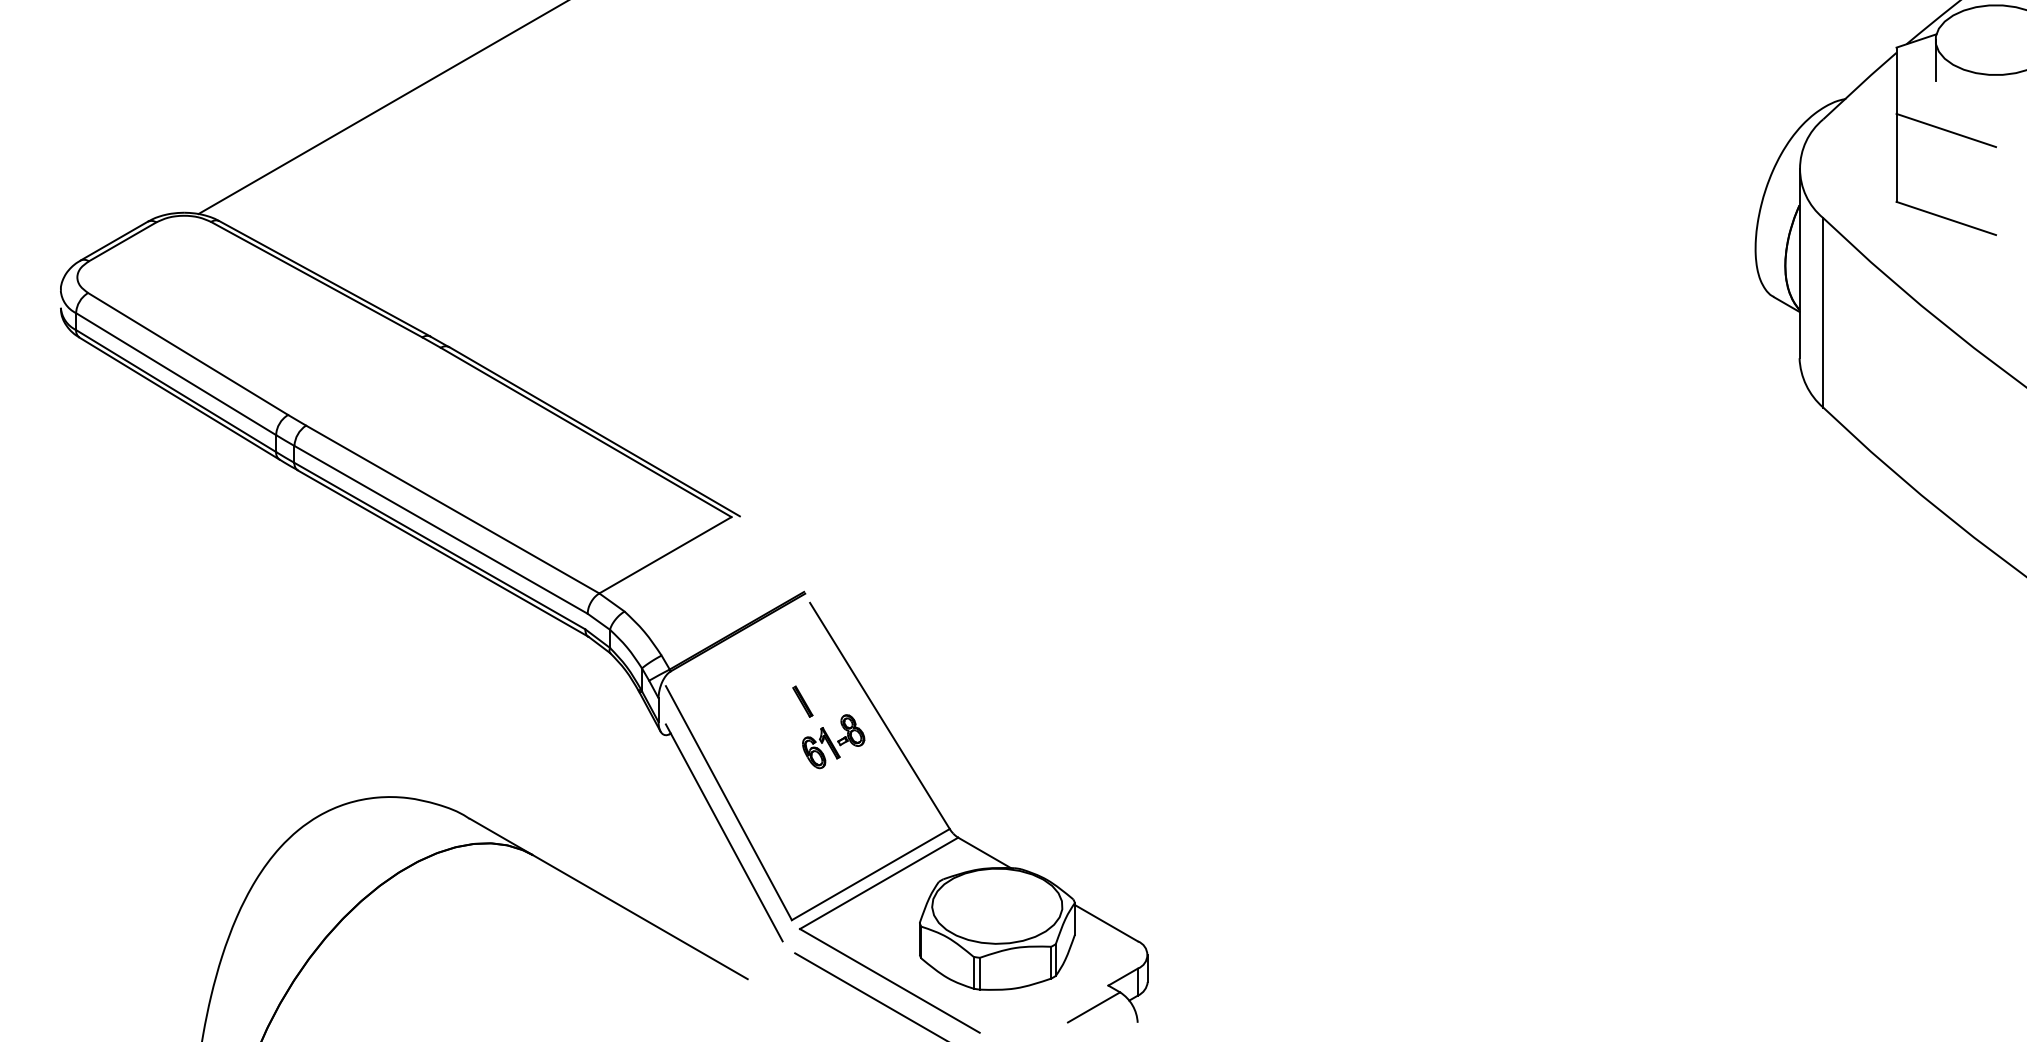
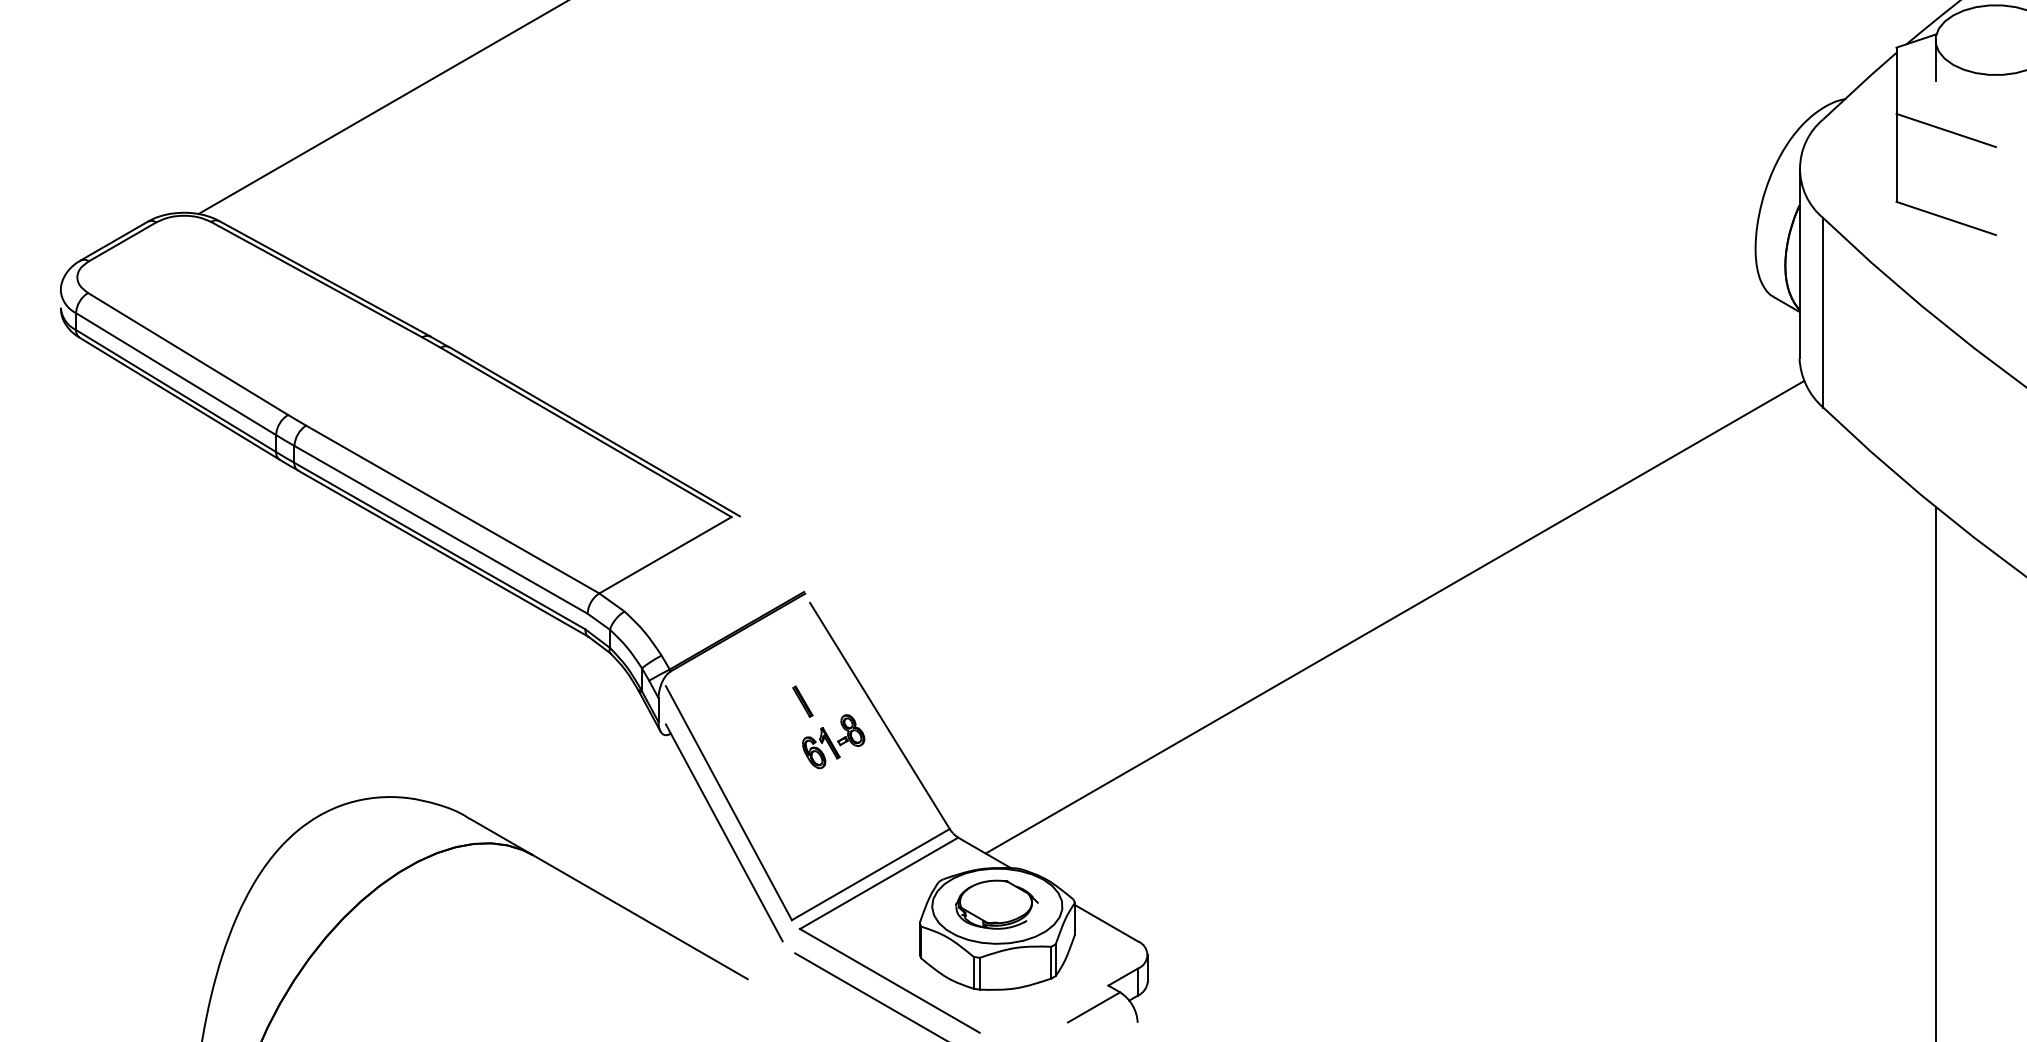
line: none -> present (1394, 616)
line: none -> present (1935, 772)
part: none -> present (996, 904)
